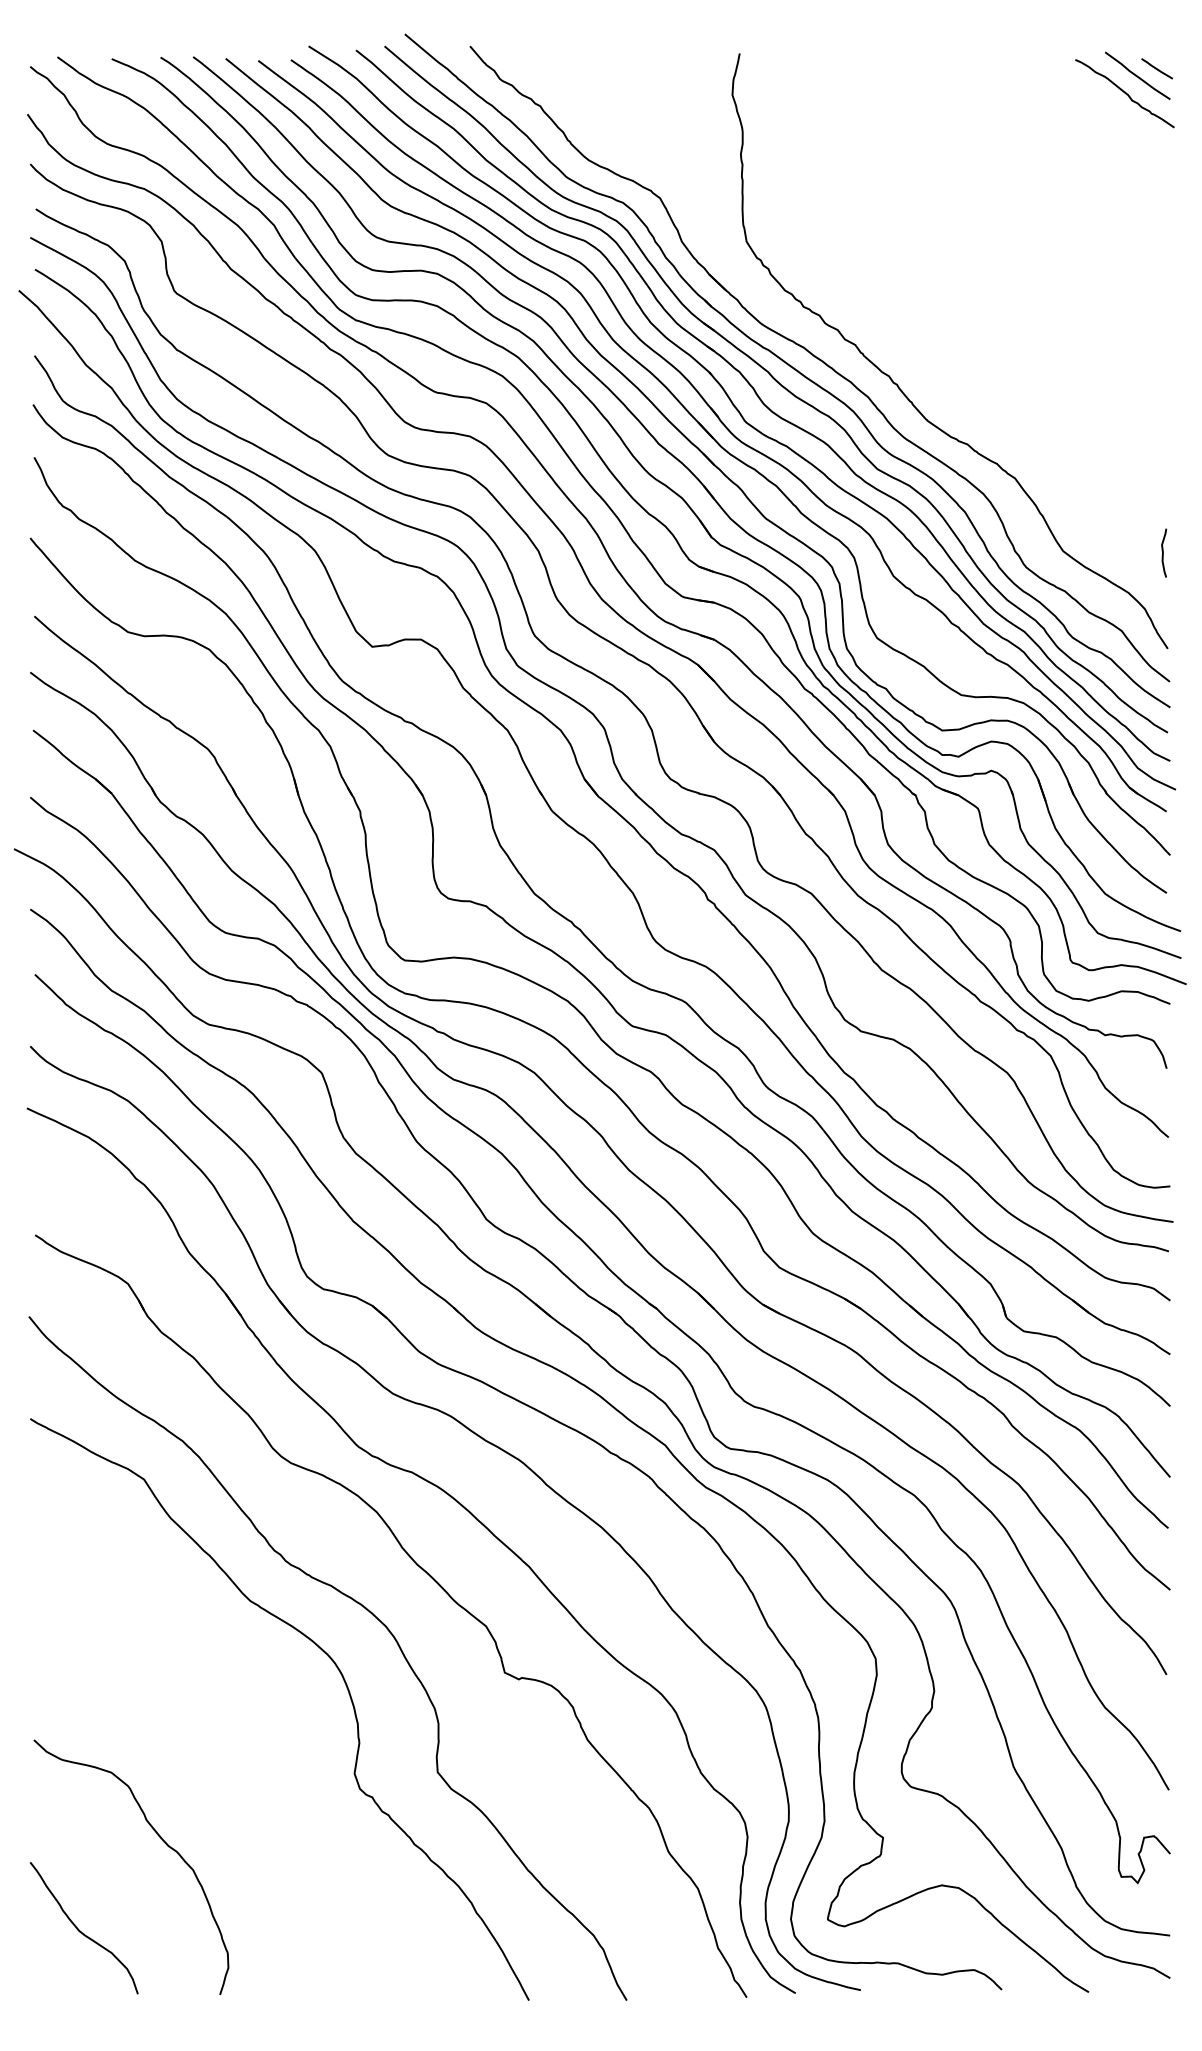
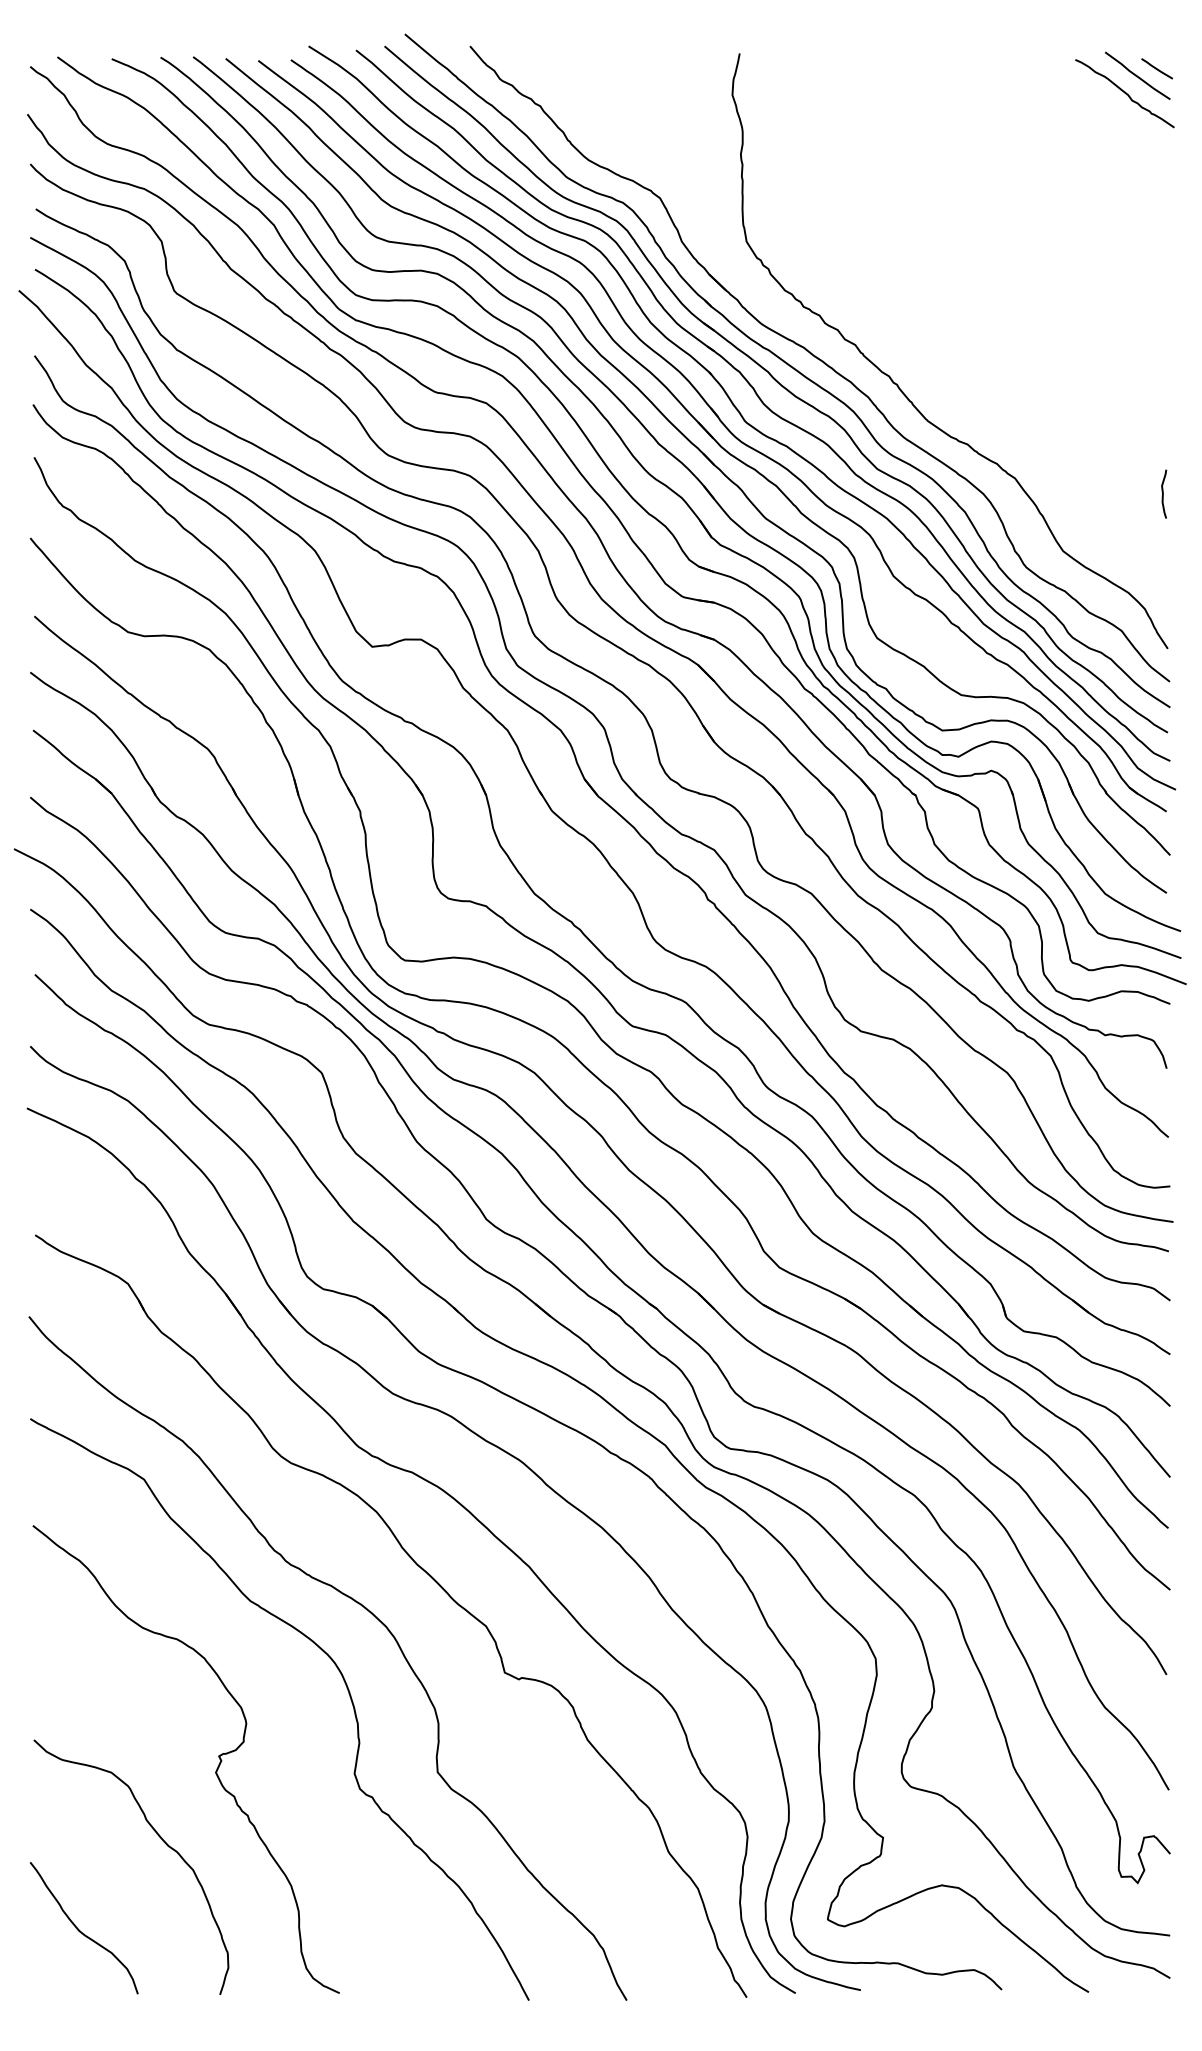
curve position: (1163, 552) -> (1163, 493) (1163, 493)
curve: none -> present (215, 1770)
